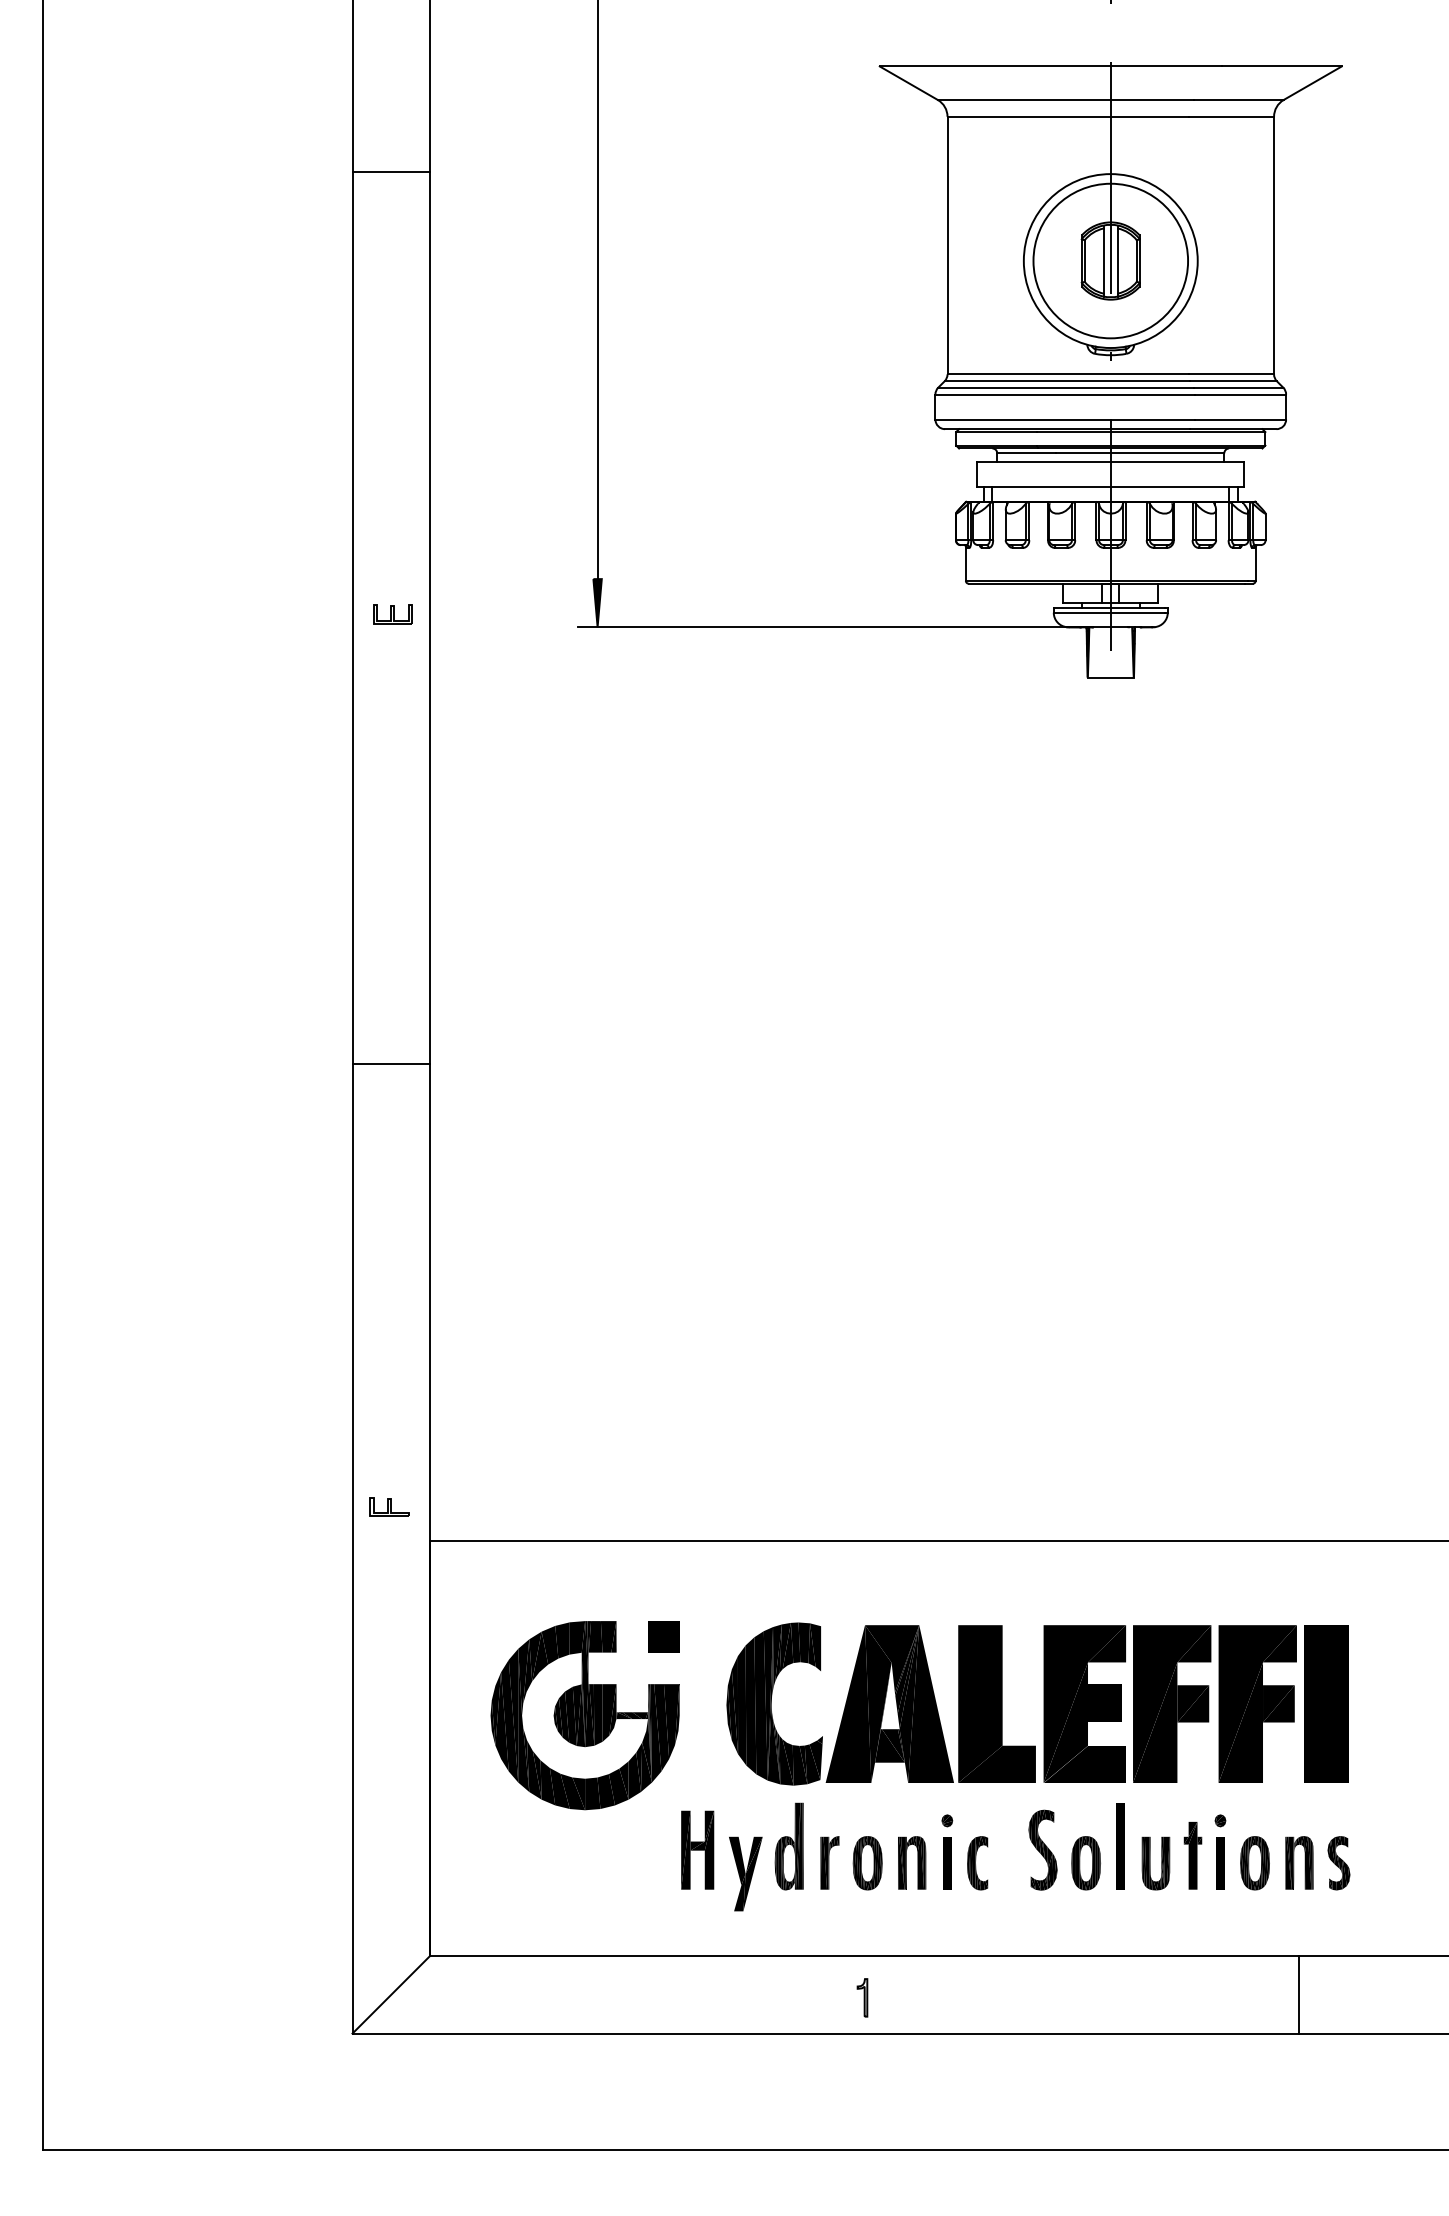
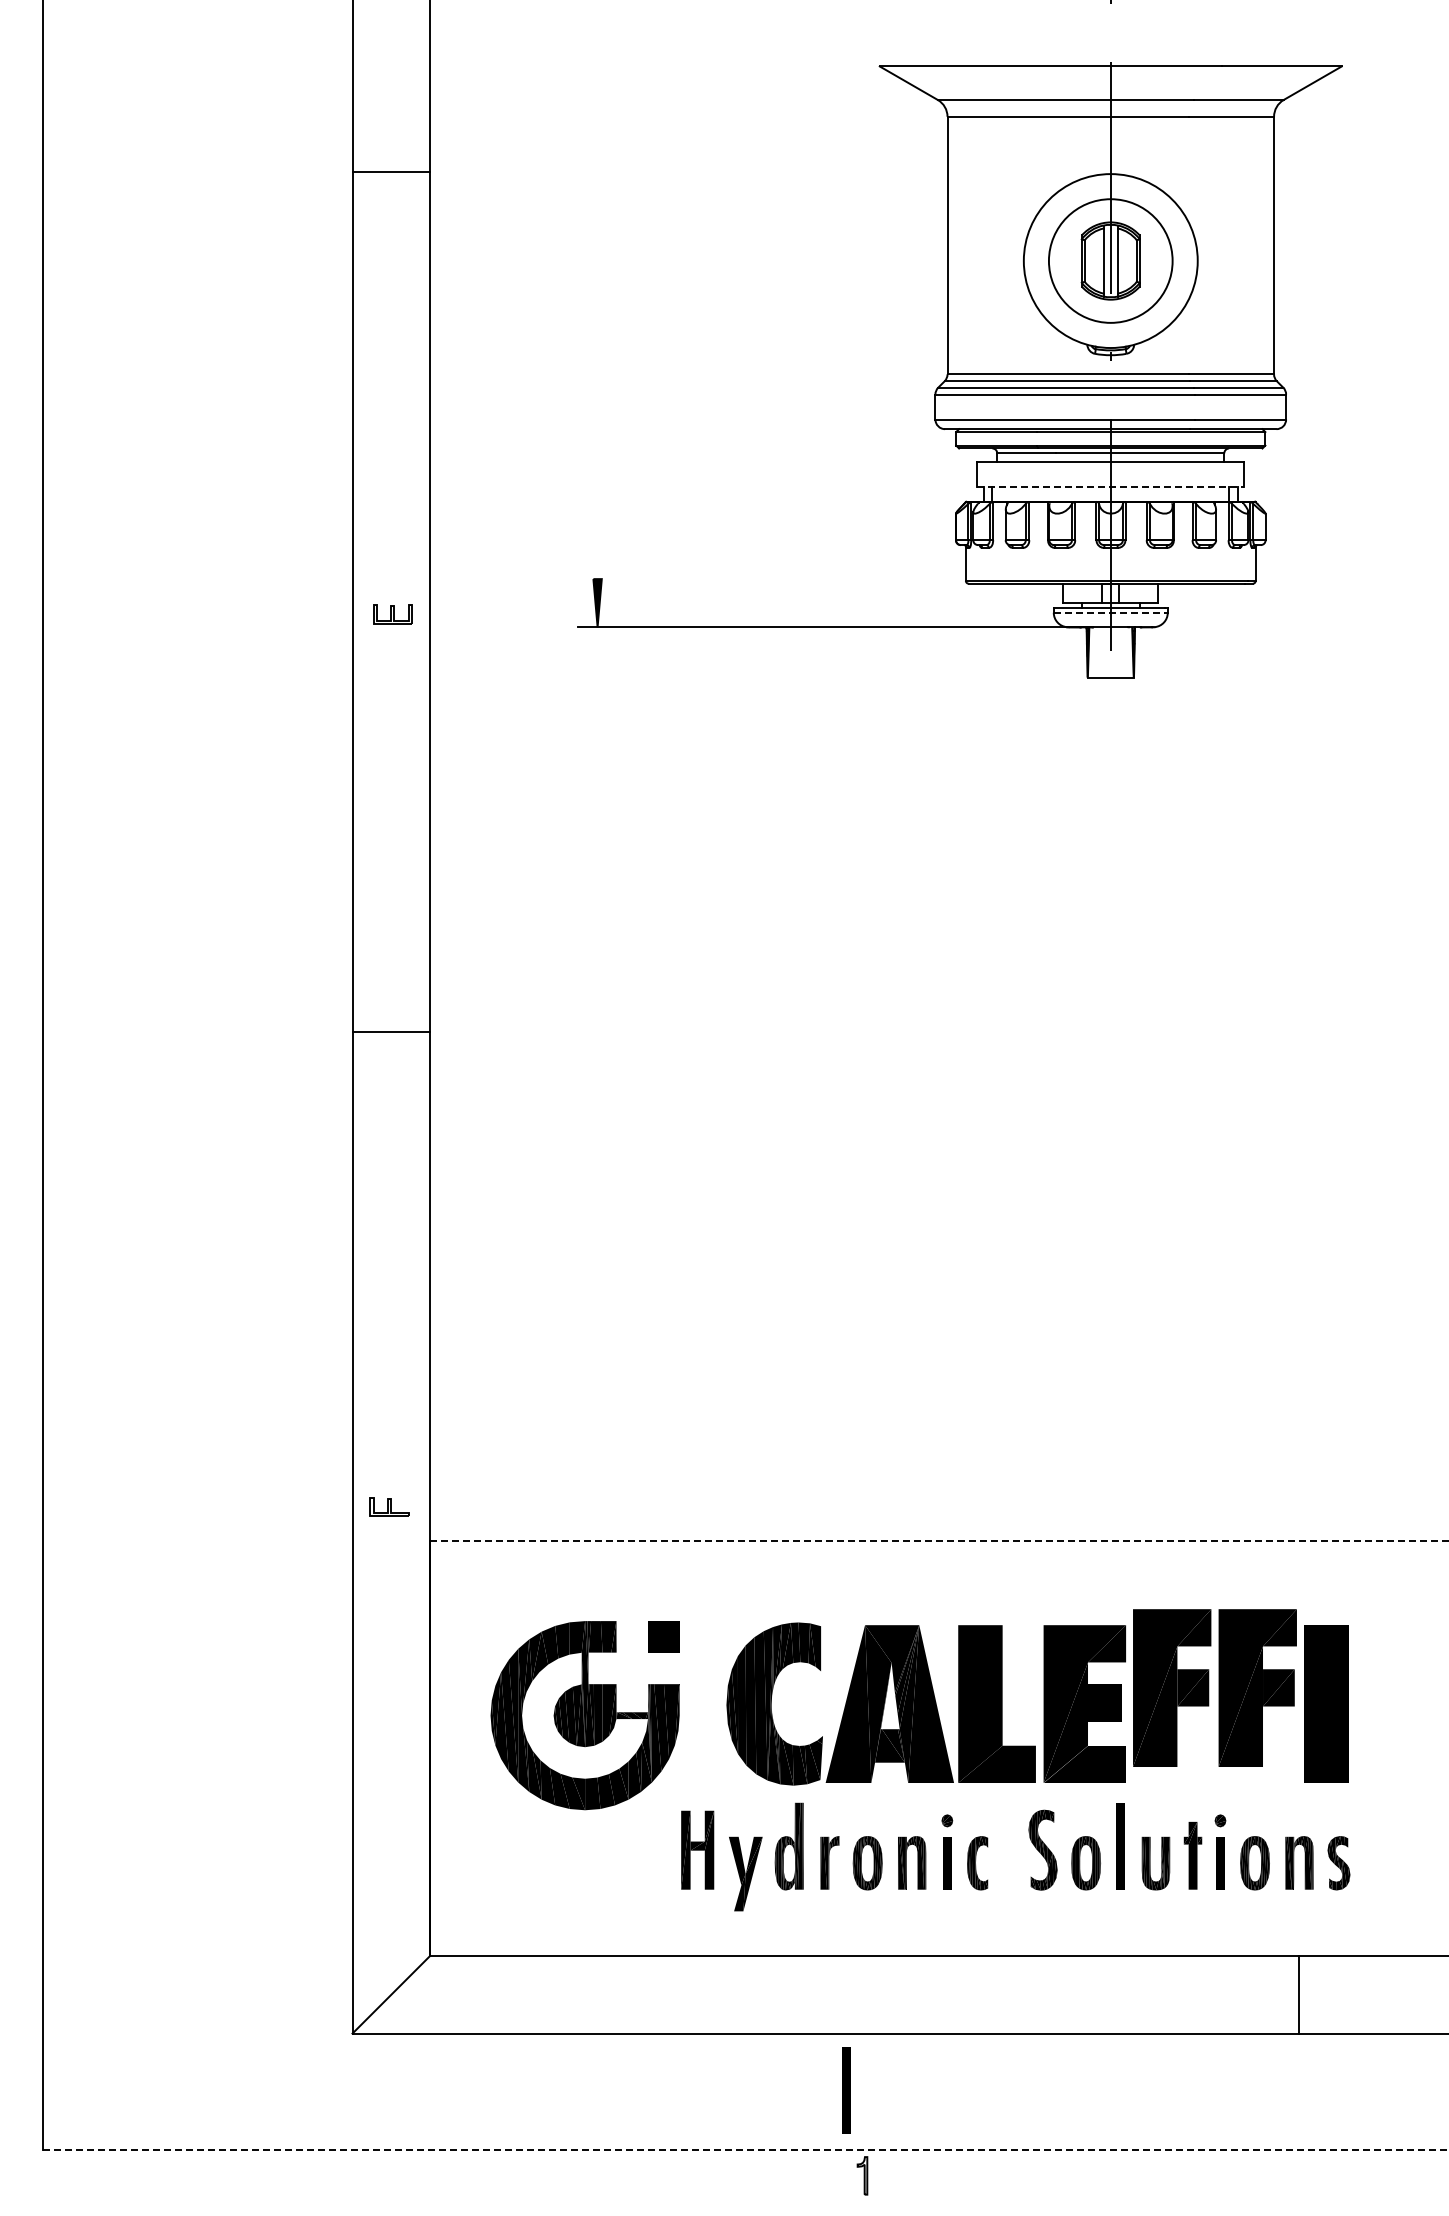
circle diameter: 155 px -> 124 px (1110, 260)
line: present -> none (597, 290)
line: solid -> dashed (1111, 487)
line: solid -> dashed (1109, 612)
line position: (390, 1064) -> (390, 1032) (390, 1032)
line: solid -> dashed (939, 1540)
part position: (1214, 1703) -> (1214, 1687) (1214, 1687)
part position: (862, 1997) -> (862, 2175) (862, 2175)
part: none -> present (846, 2090)
line: solid -> dashed (746, 2149)
